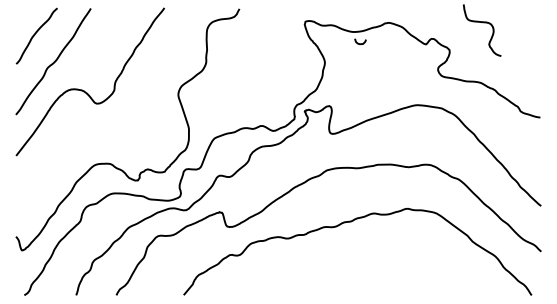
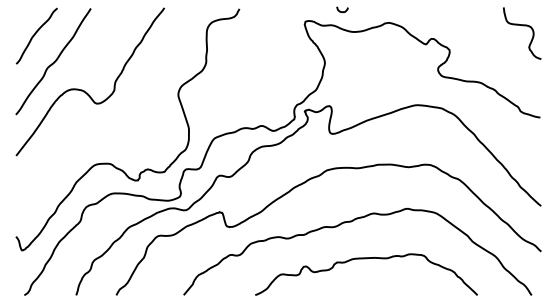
curve position: (482, 23) -> (522, 26) (522, 26)
curve position: (360, 43) -> (342, 11) (342, 11)
curve: none -> present (366, 259)
